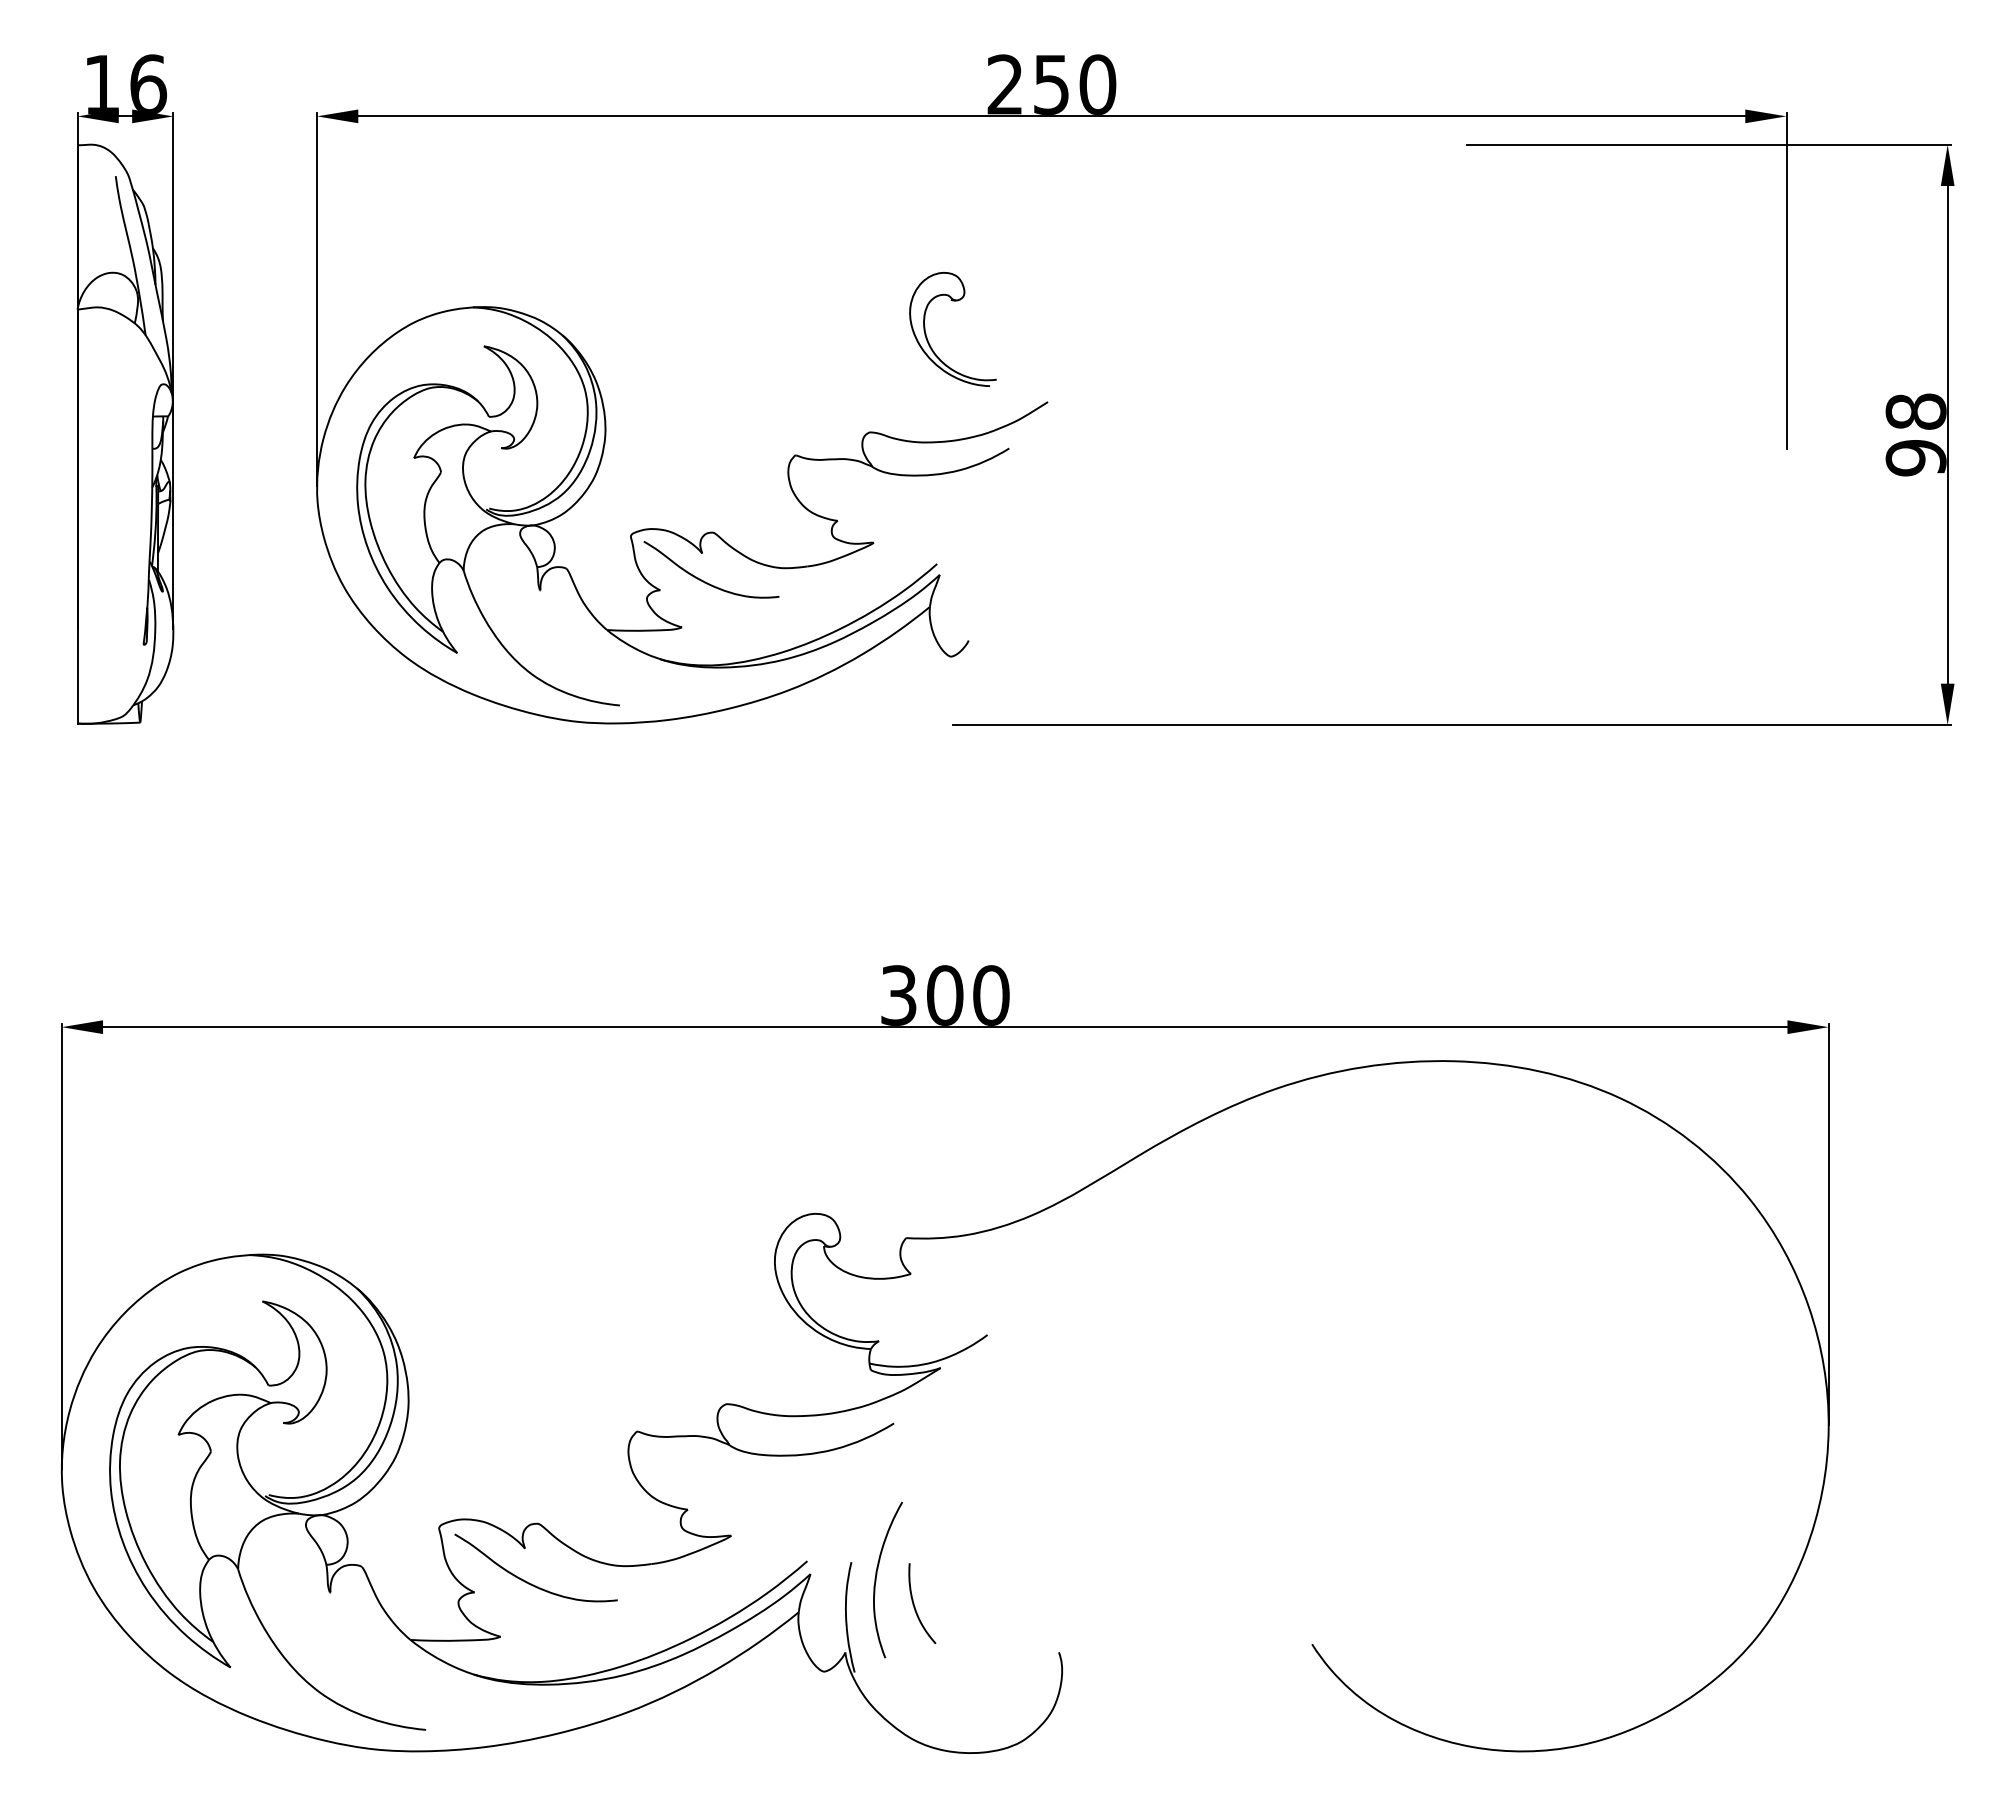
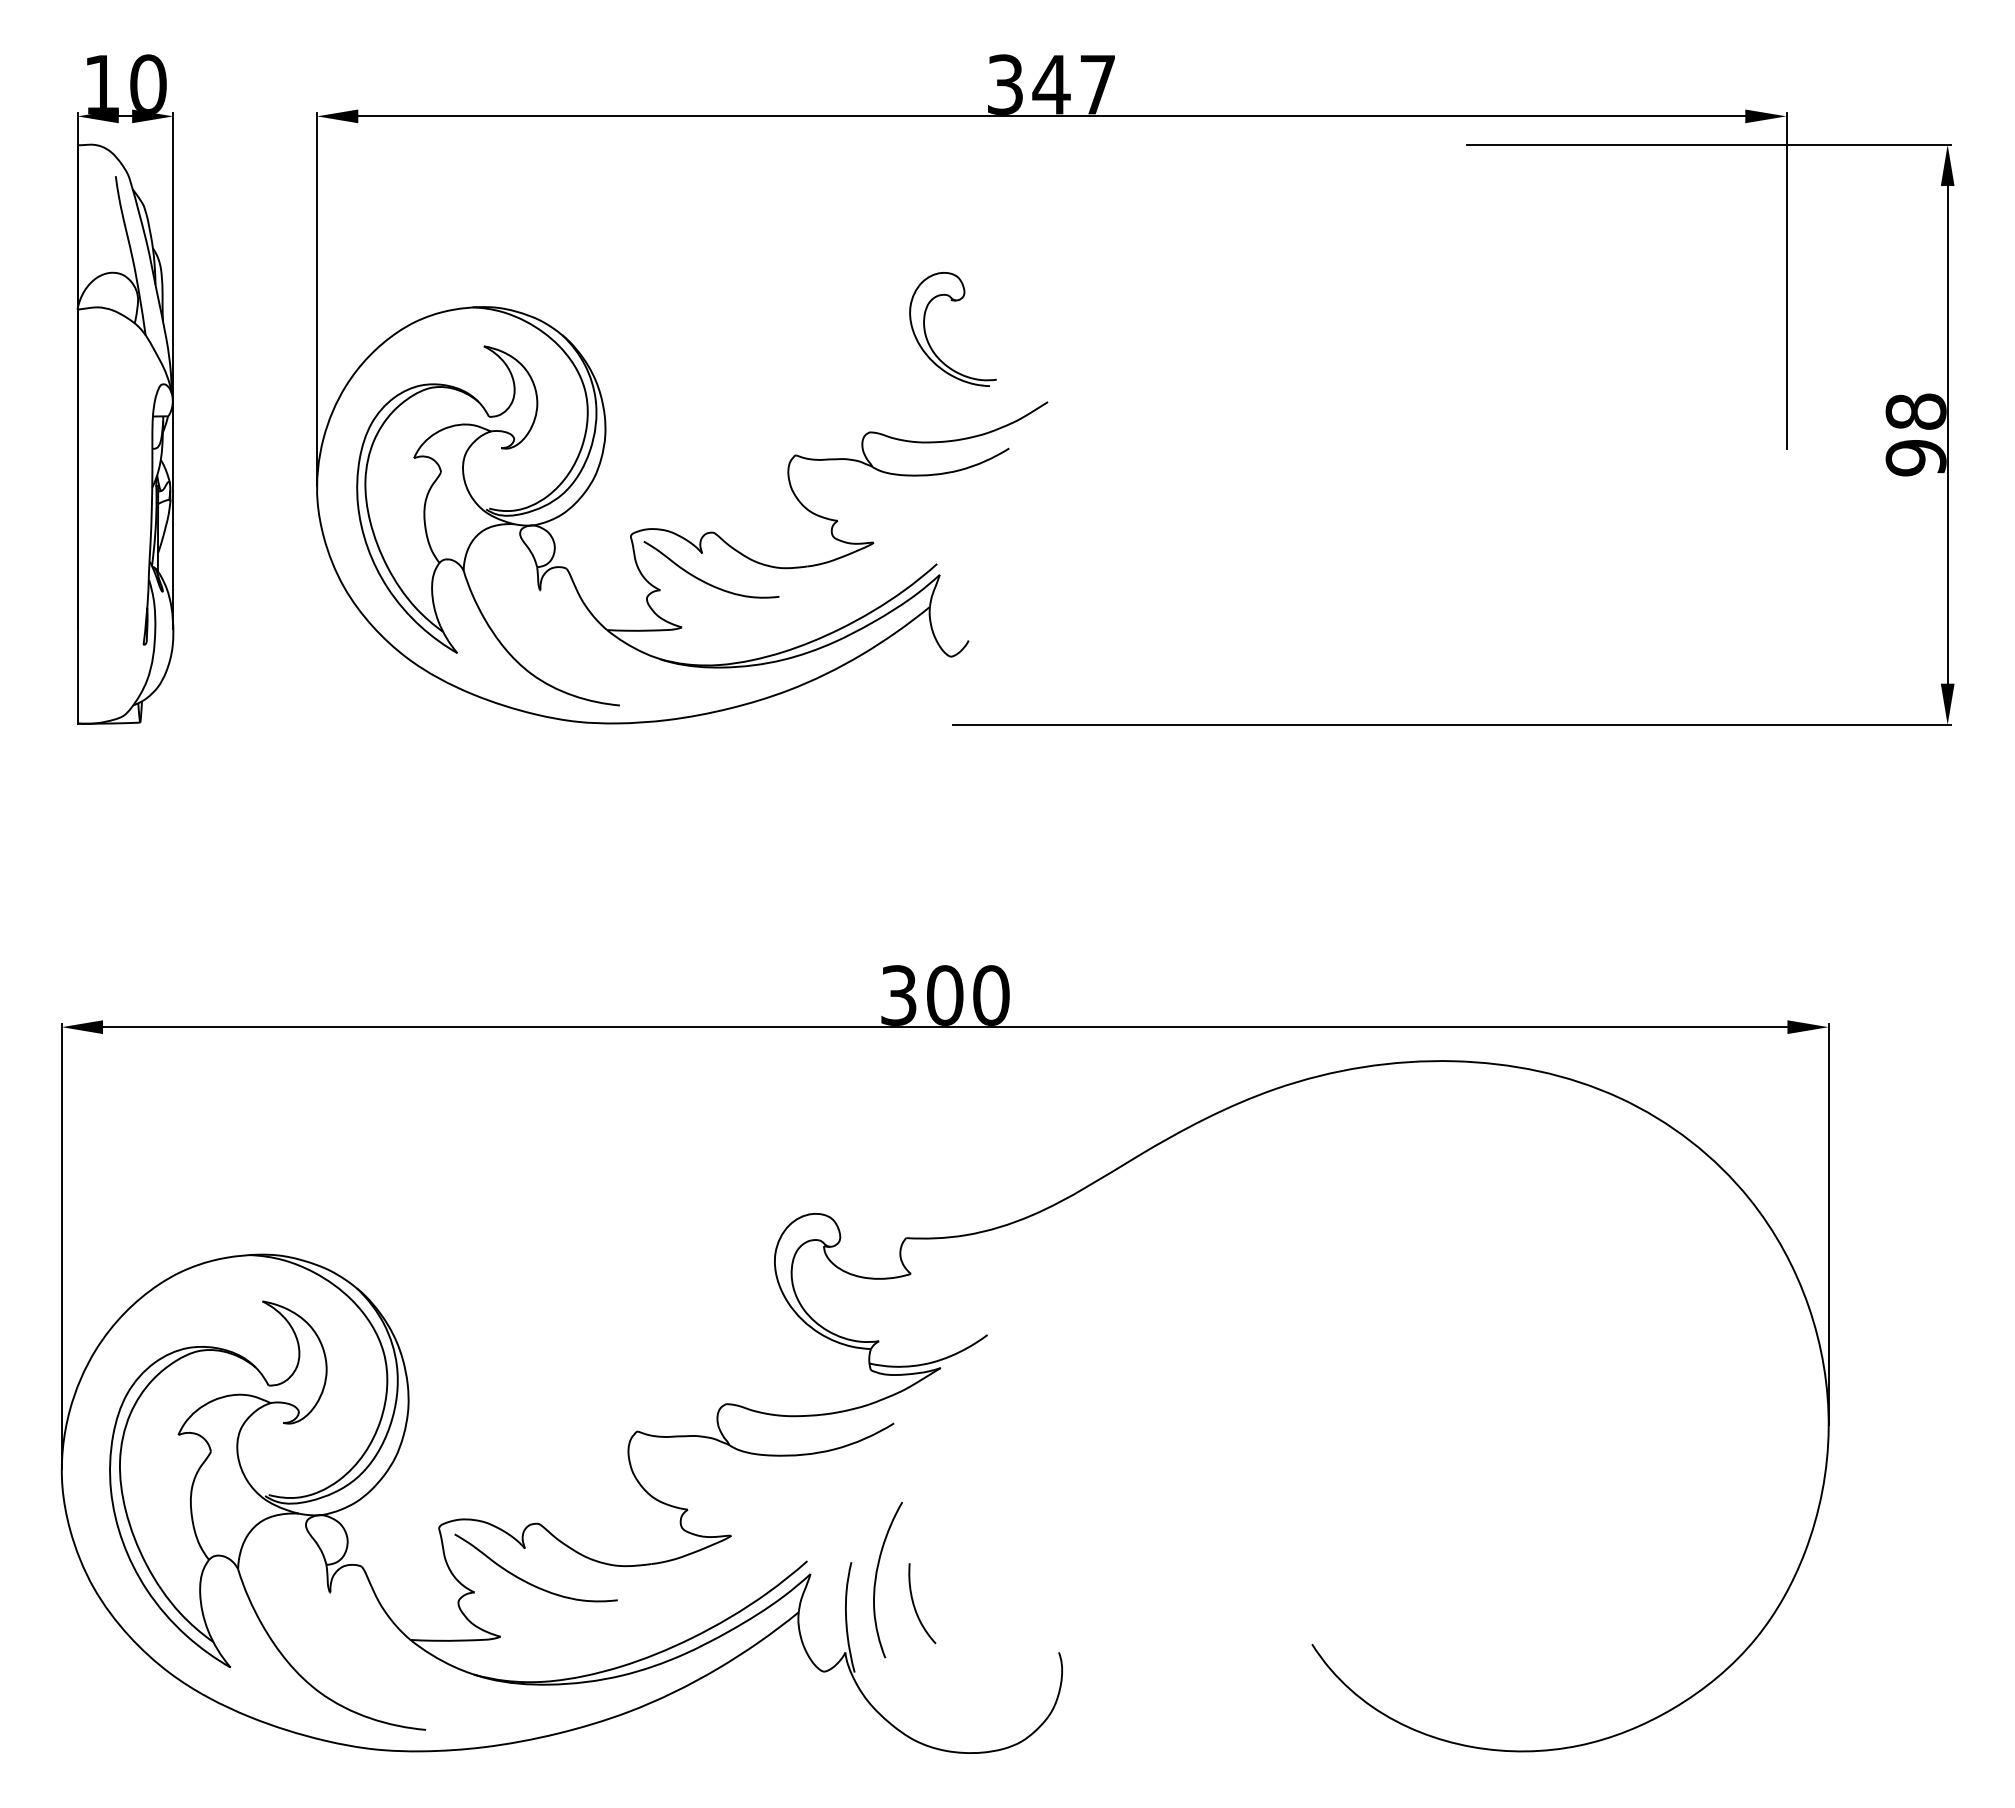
text: 16 -> 10 (148, 83)
text: 250 -> 347 (1051, 84)
